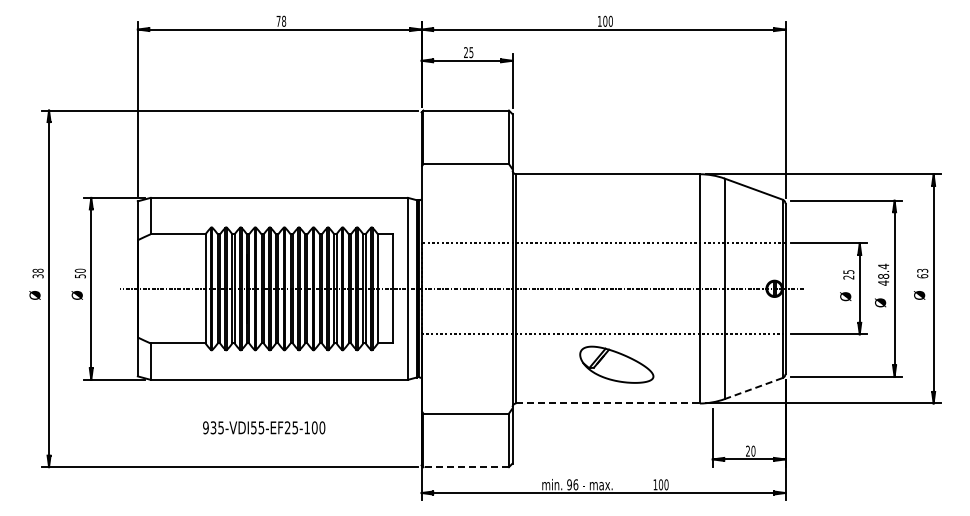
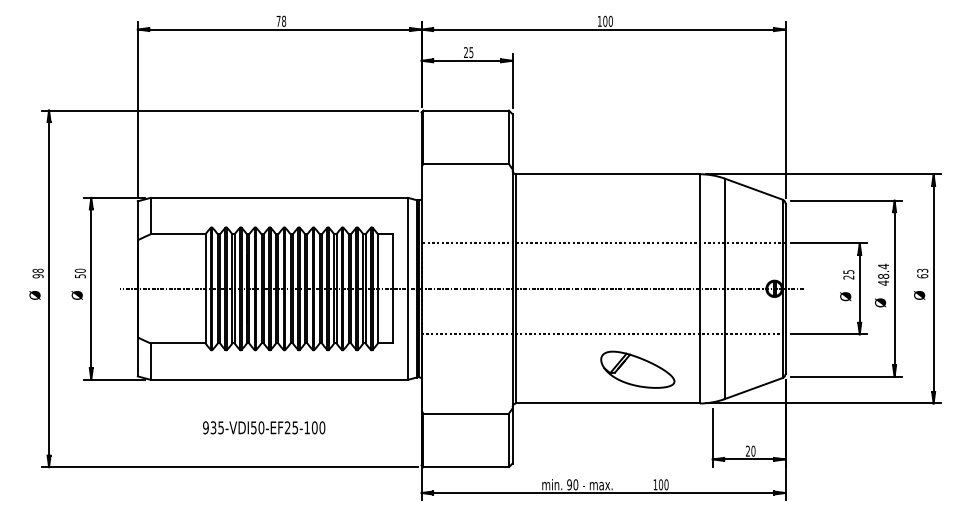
text: 38 -> 98 (37, 276)
part position: (616, 364) -> (637, 369) (637, 369)
line: dashed -> solid (753, 388)
line: dashed -> solid (608, 403)
text: 935-VDI55-EF25-100 -> 935-VDI50-EF25-100 (261, 427)
line: dashed -> solid (466, 467)
text: 96 -> 90 (575, 484)
